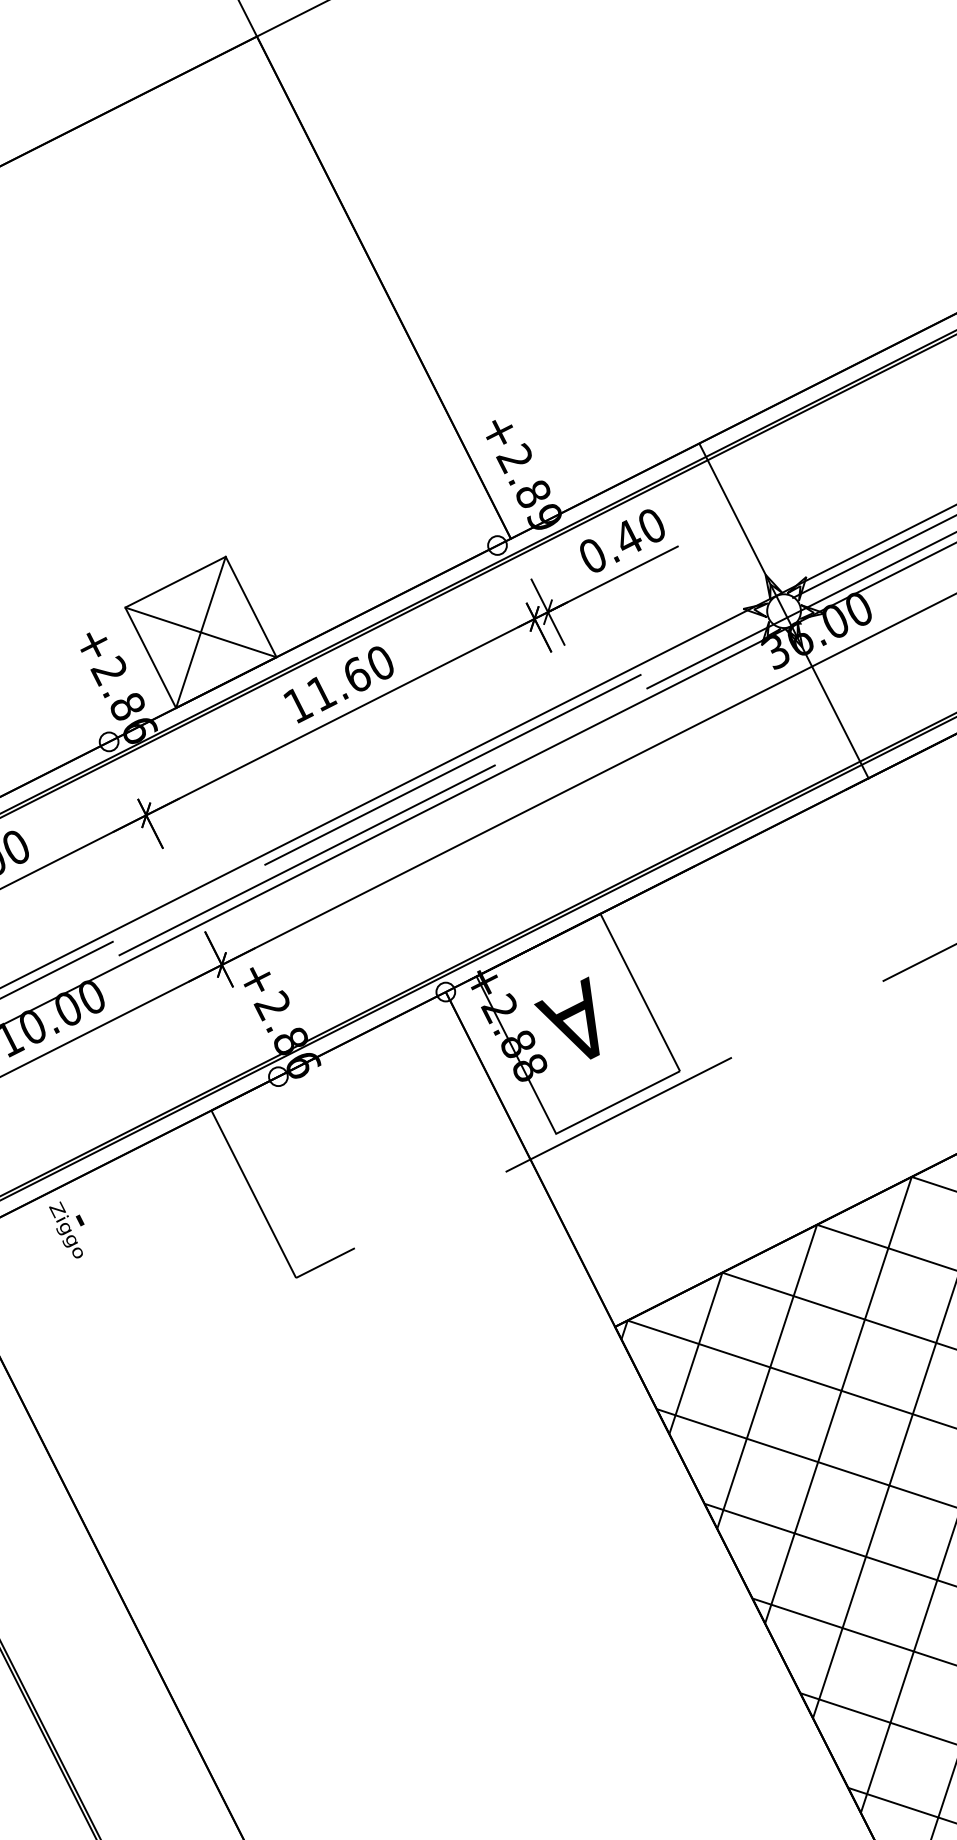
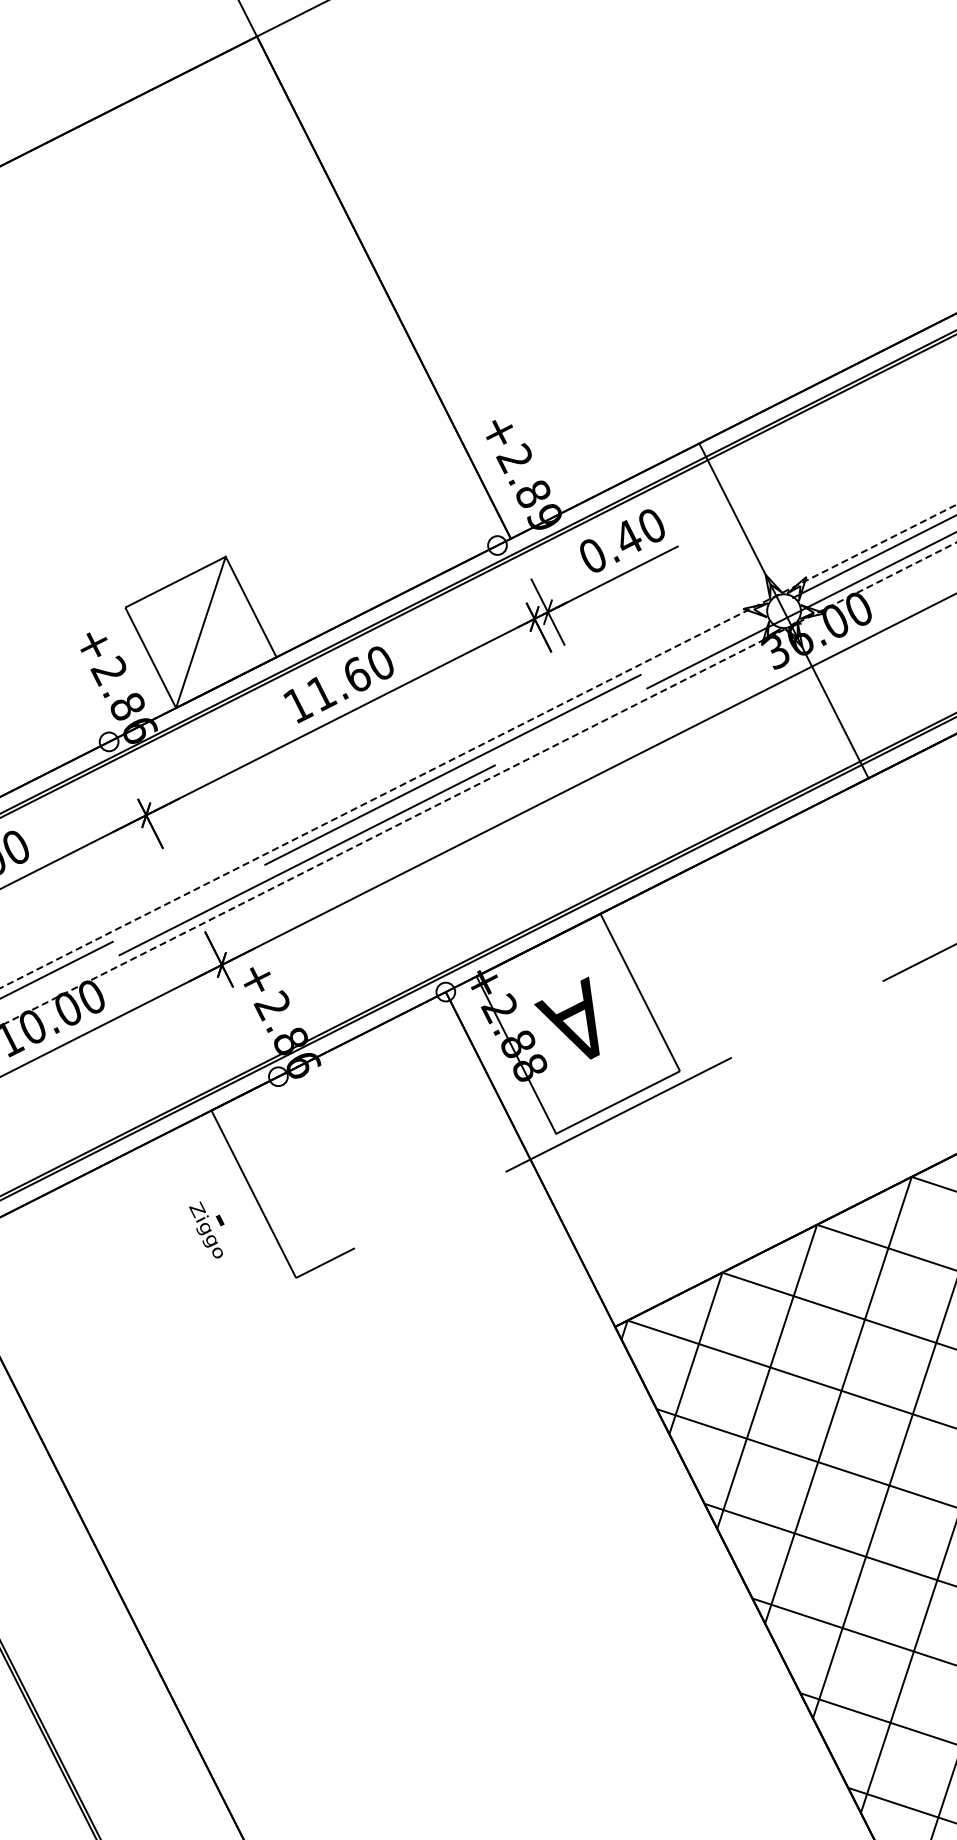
line: present -> none (200, 632)
line: solid -> dashed (478, 746)
line: solid -> dashed (478, 784)
text position: (66, 1229) -> (206, 1229) (206, 1229)
